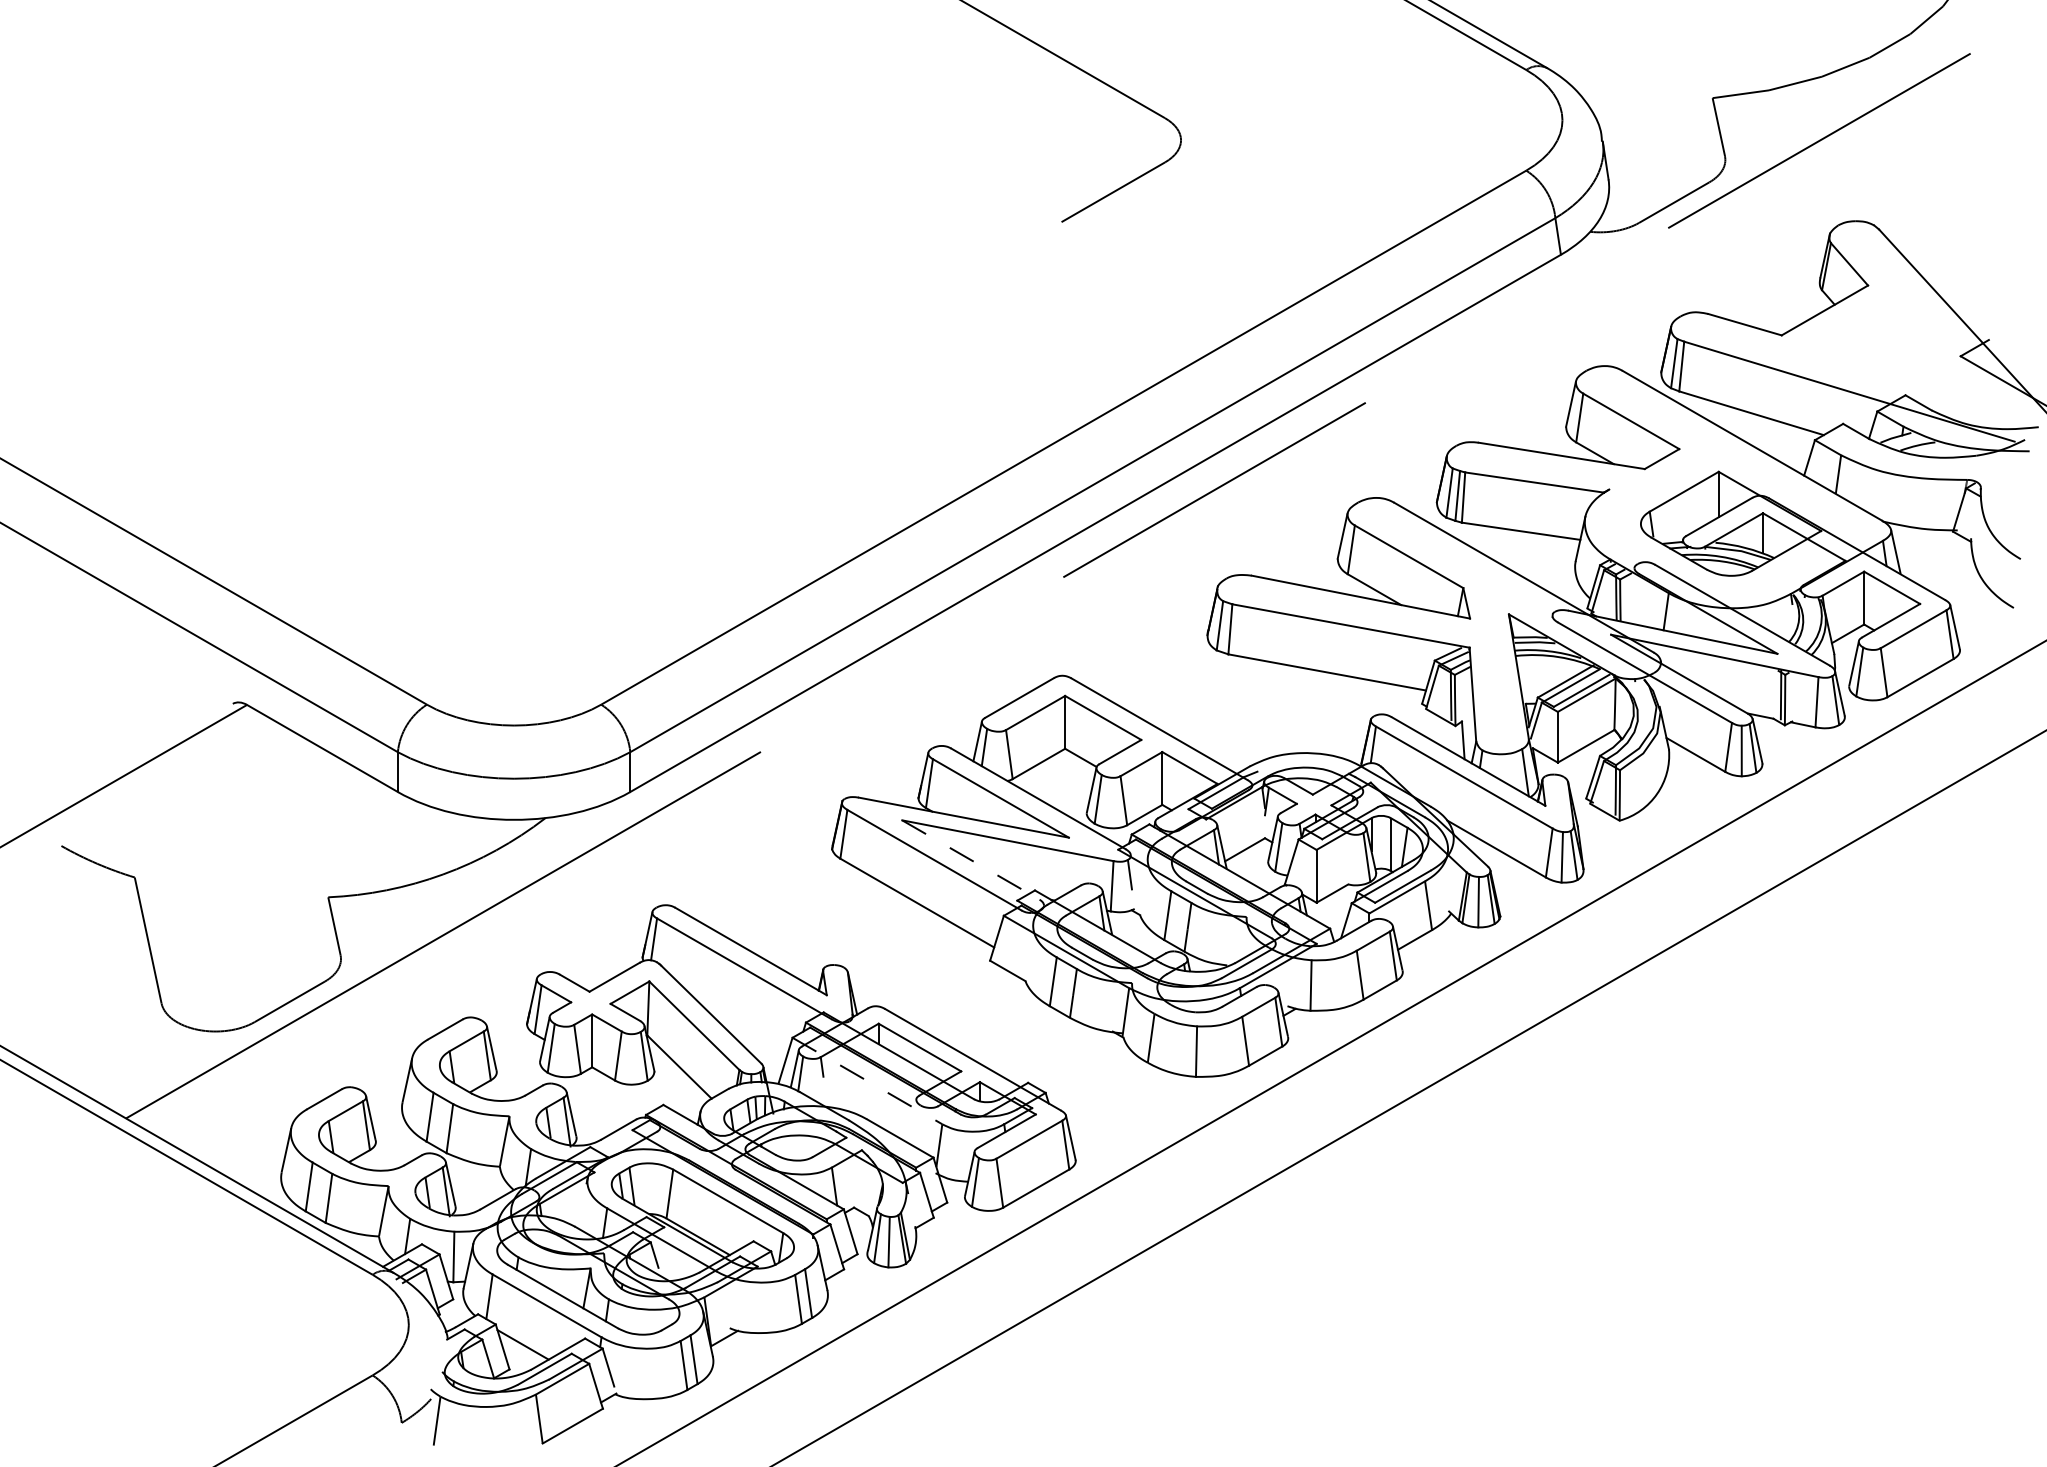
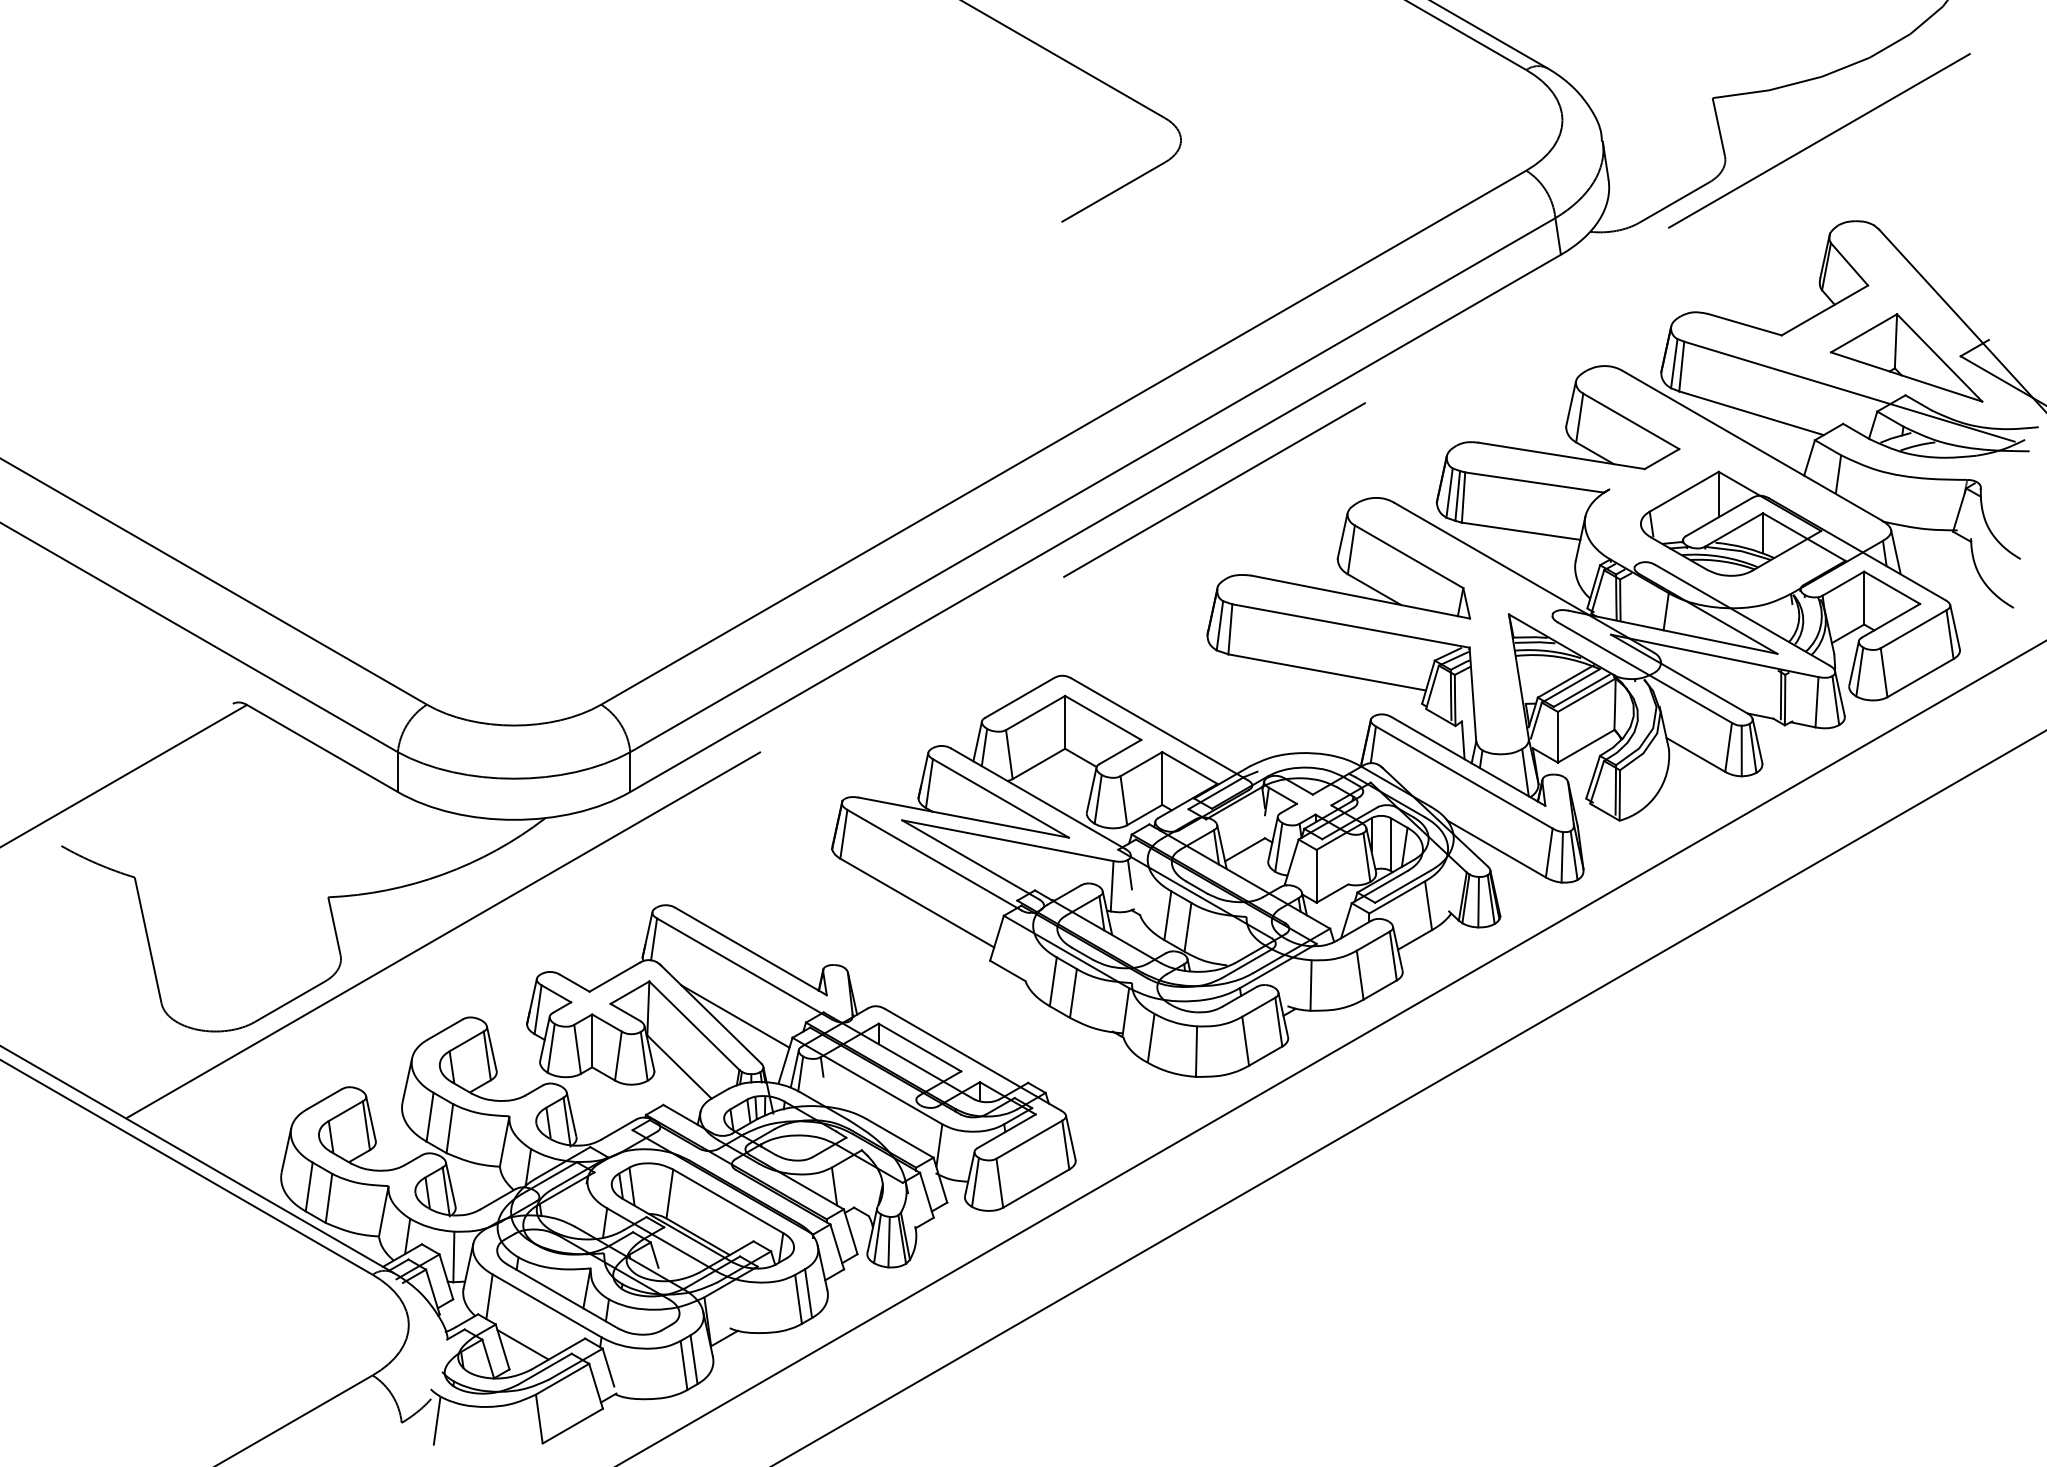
part: none -> present (1906, 357)
line: dashed -> solid (971, 860)
line: none -> present (735, 1016)
line: dashed -> solid (867, 1081)
